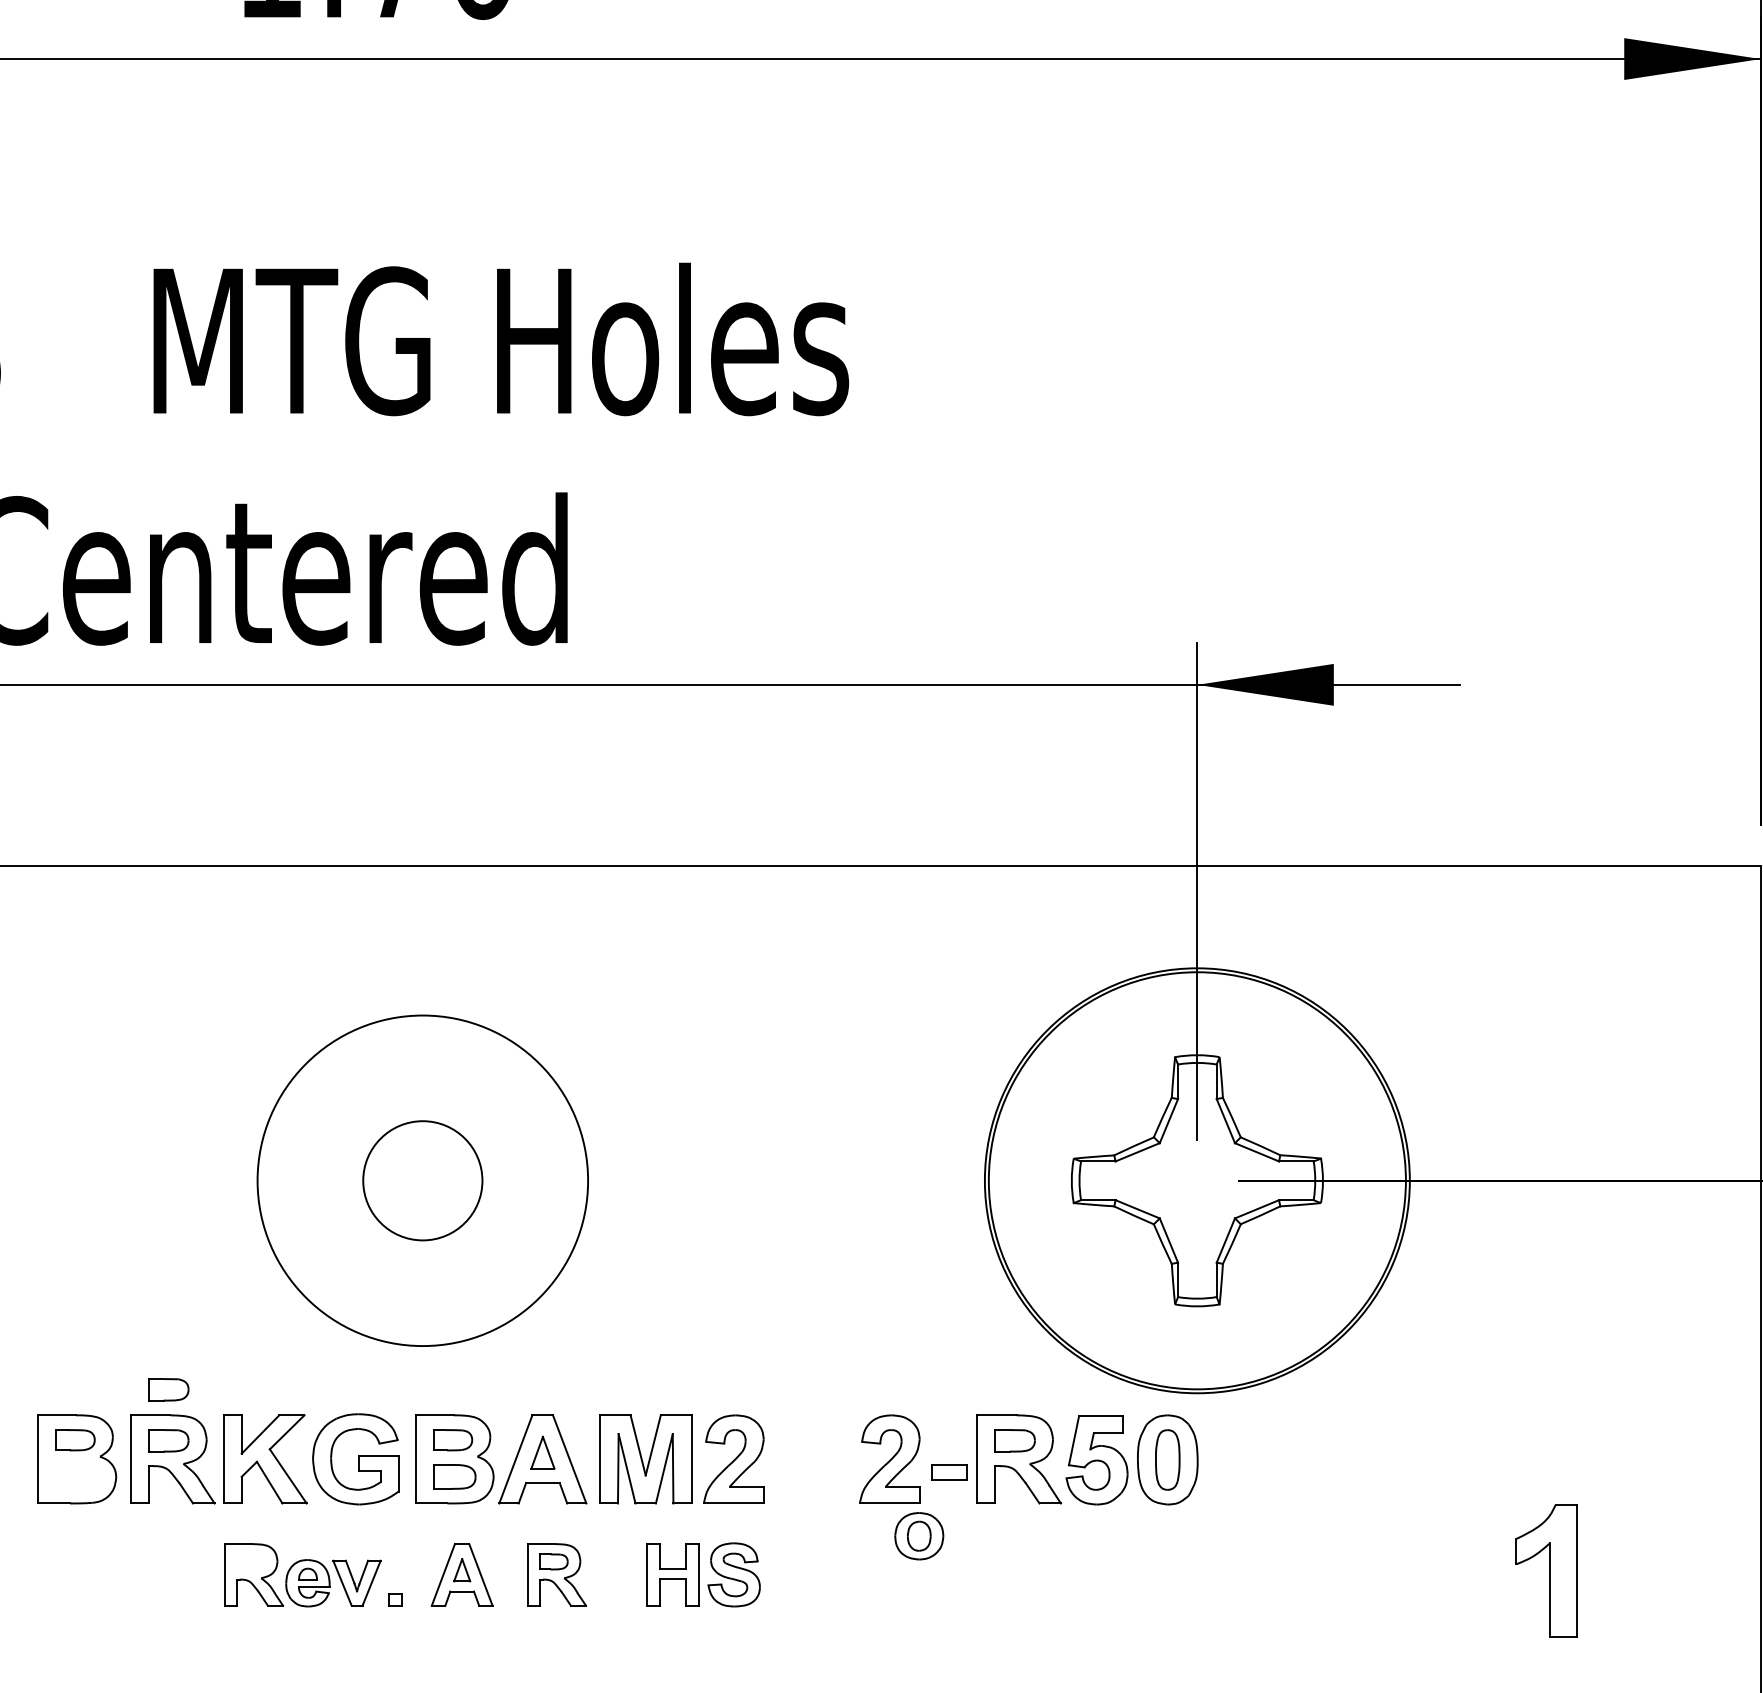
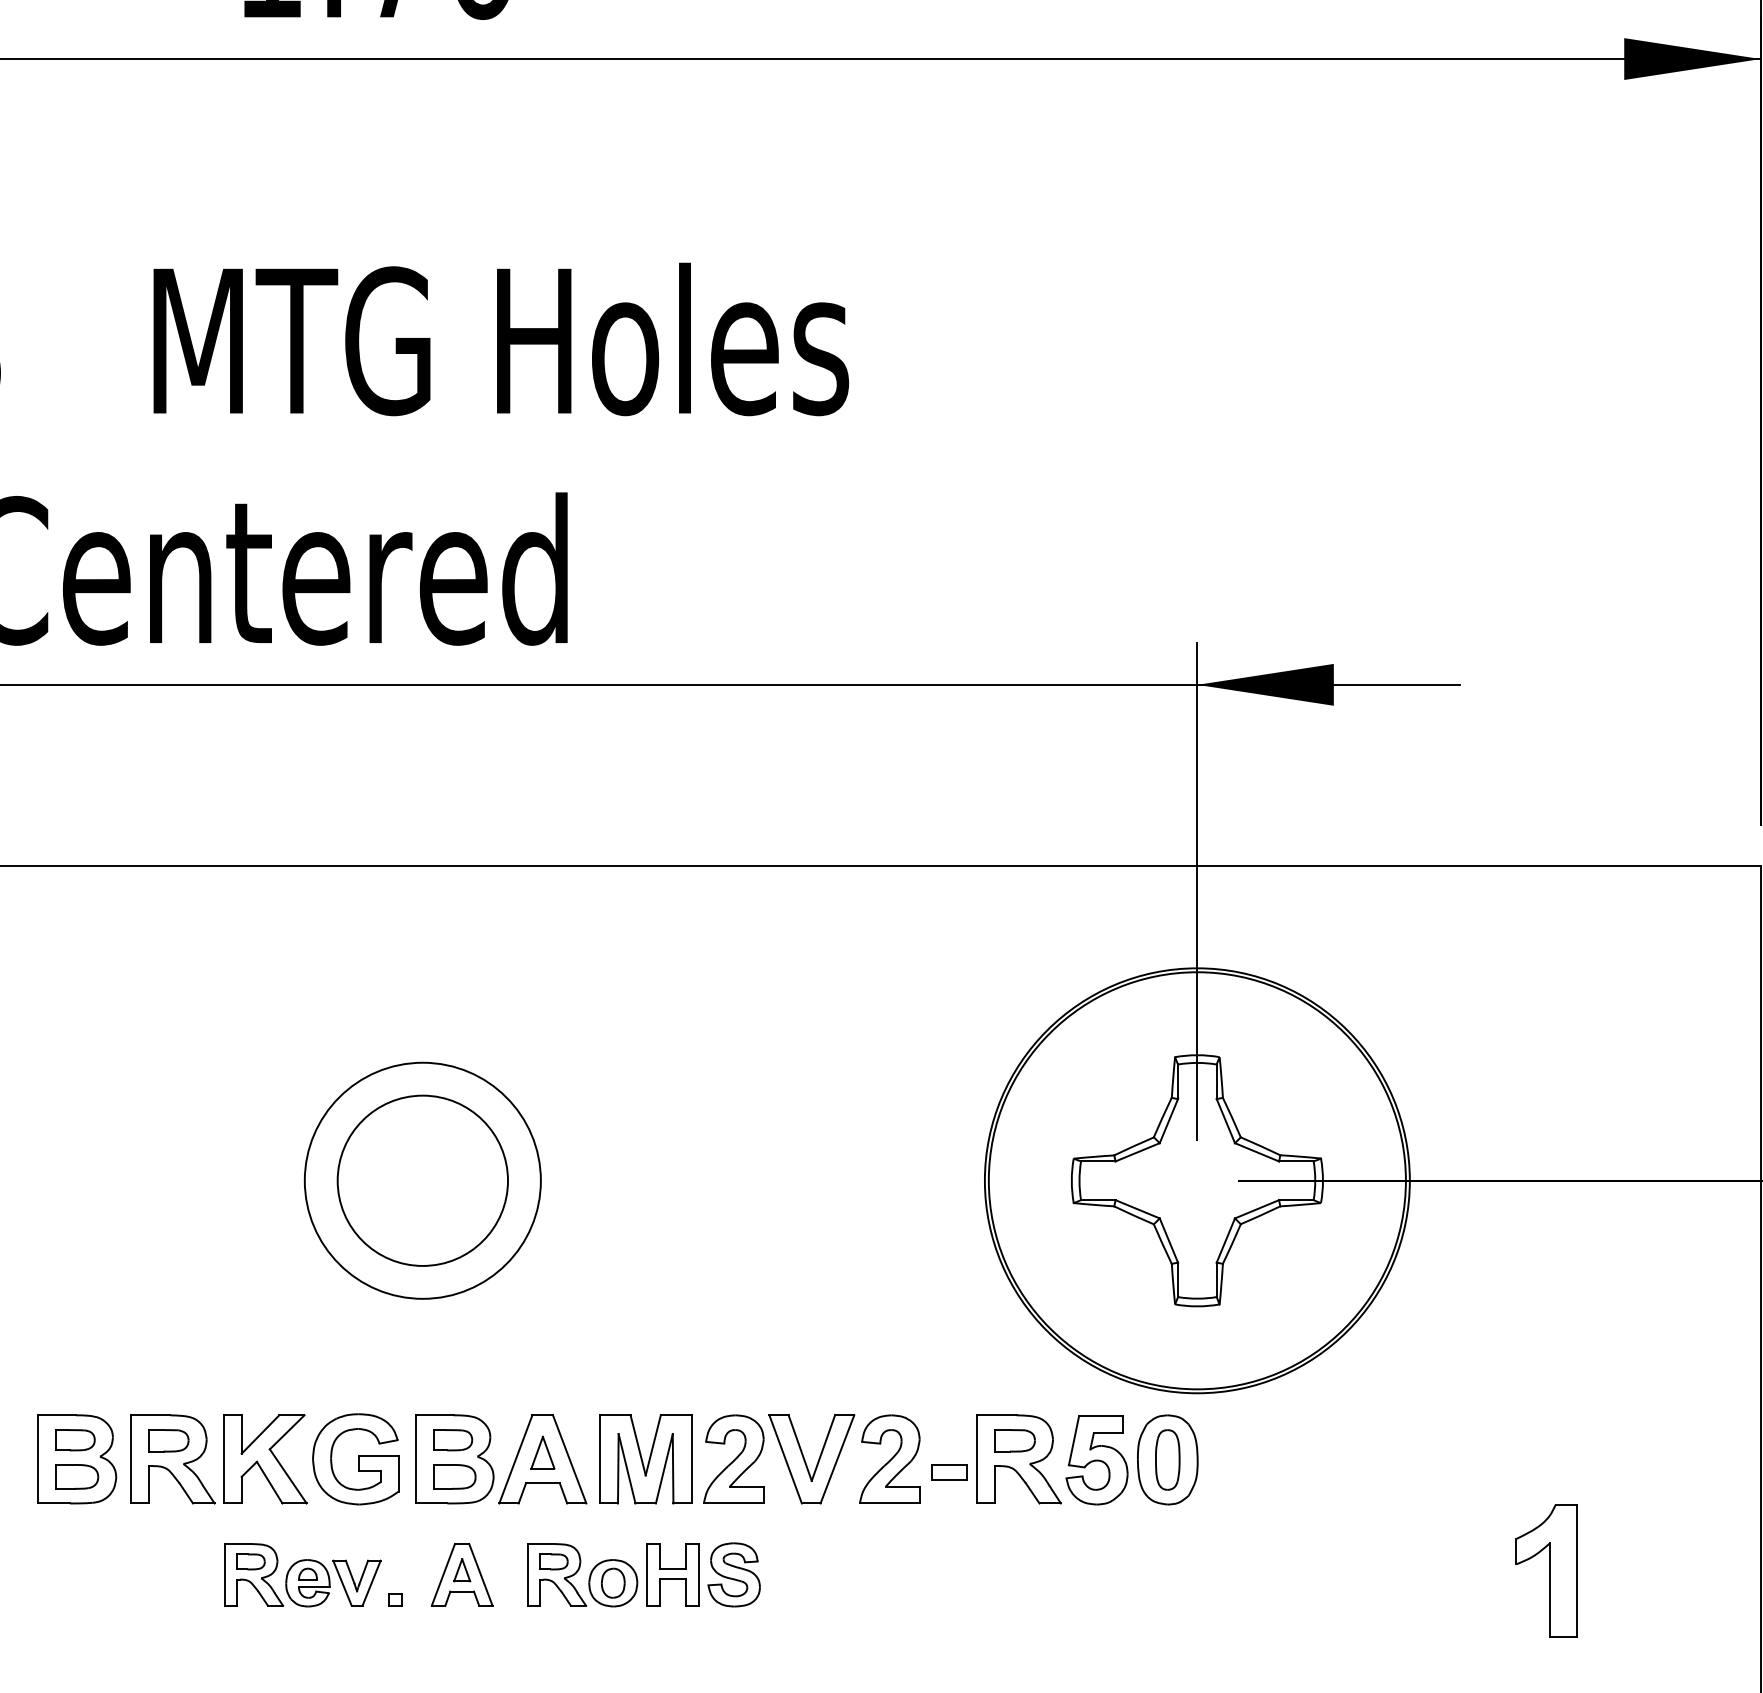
circle diameter: 119 px -> 170 px (422, 1180)
circle diameter: 331 px -> 236 px (422, 1180)
part: present -> none (168, 1389)
part: none -> present (811, 1459)
part: none -> present (77, 1476)
part position: (919, 1536) -> (613, 1583) (613, 1583)
part: none -> present (250, 1561)
